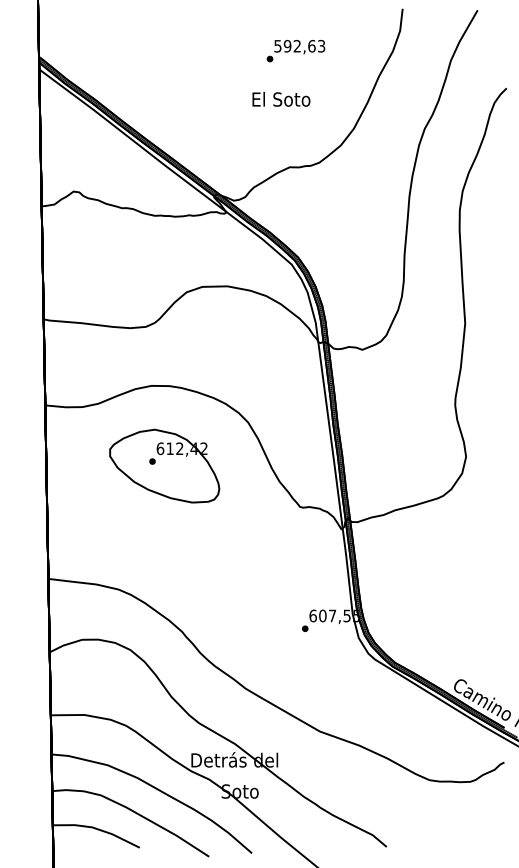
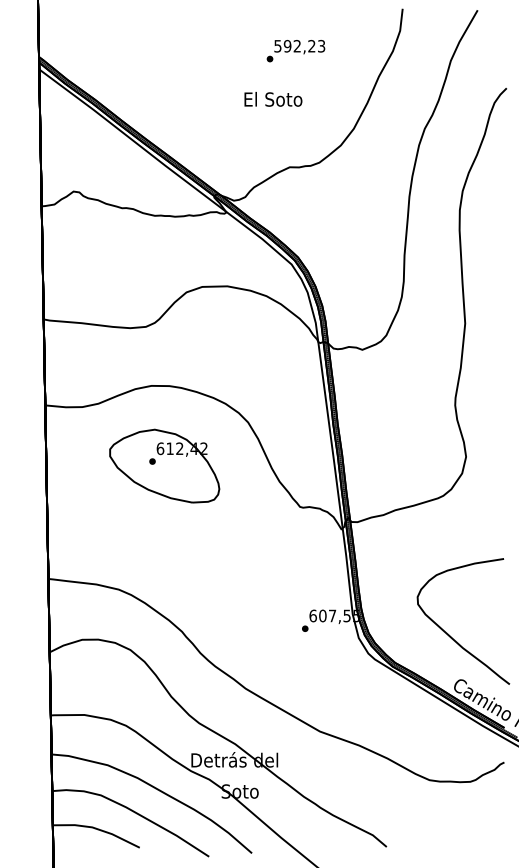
text: 592,63 -> 592,23 (311, 45)
text position: (281, 99) -> (273, 99) (273, 99)
curve: none -> present (449, 634)
